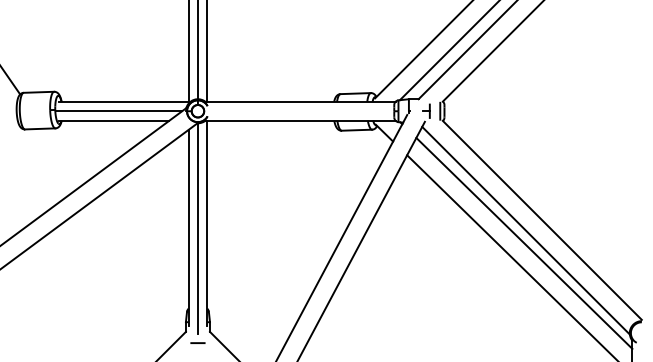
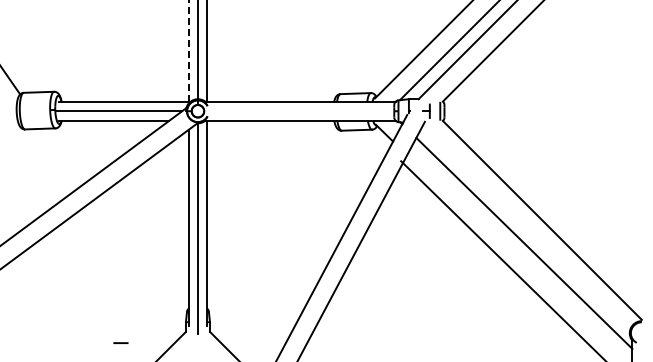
line: solid -> dashed (188, 52)
line: present -> none (526, 230)
line position: (511, 256) -> (502, 259) (502, 259)
line position: (197, 342) -> (120, 342) (120, 342)
